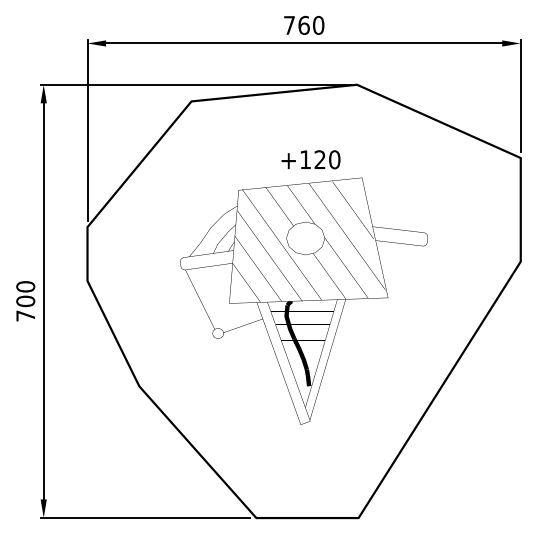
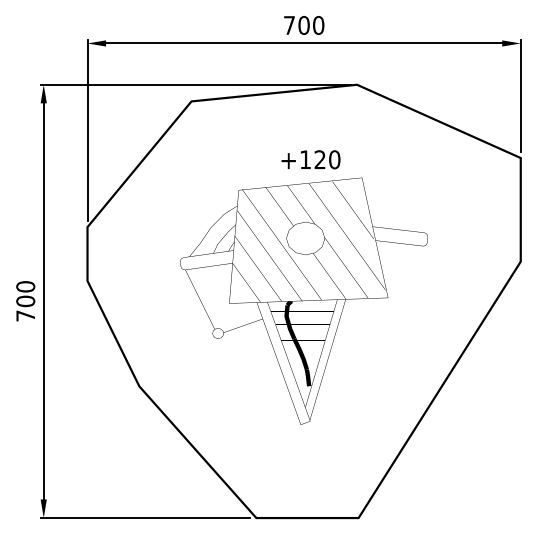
text: 760 -> 700 (303, 24)
